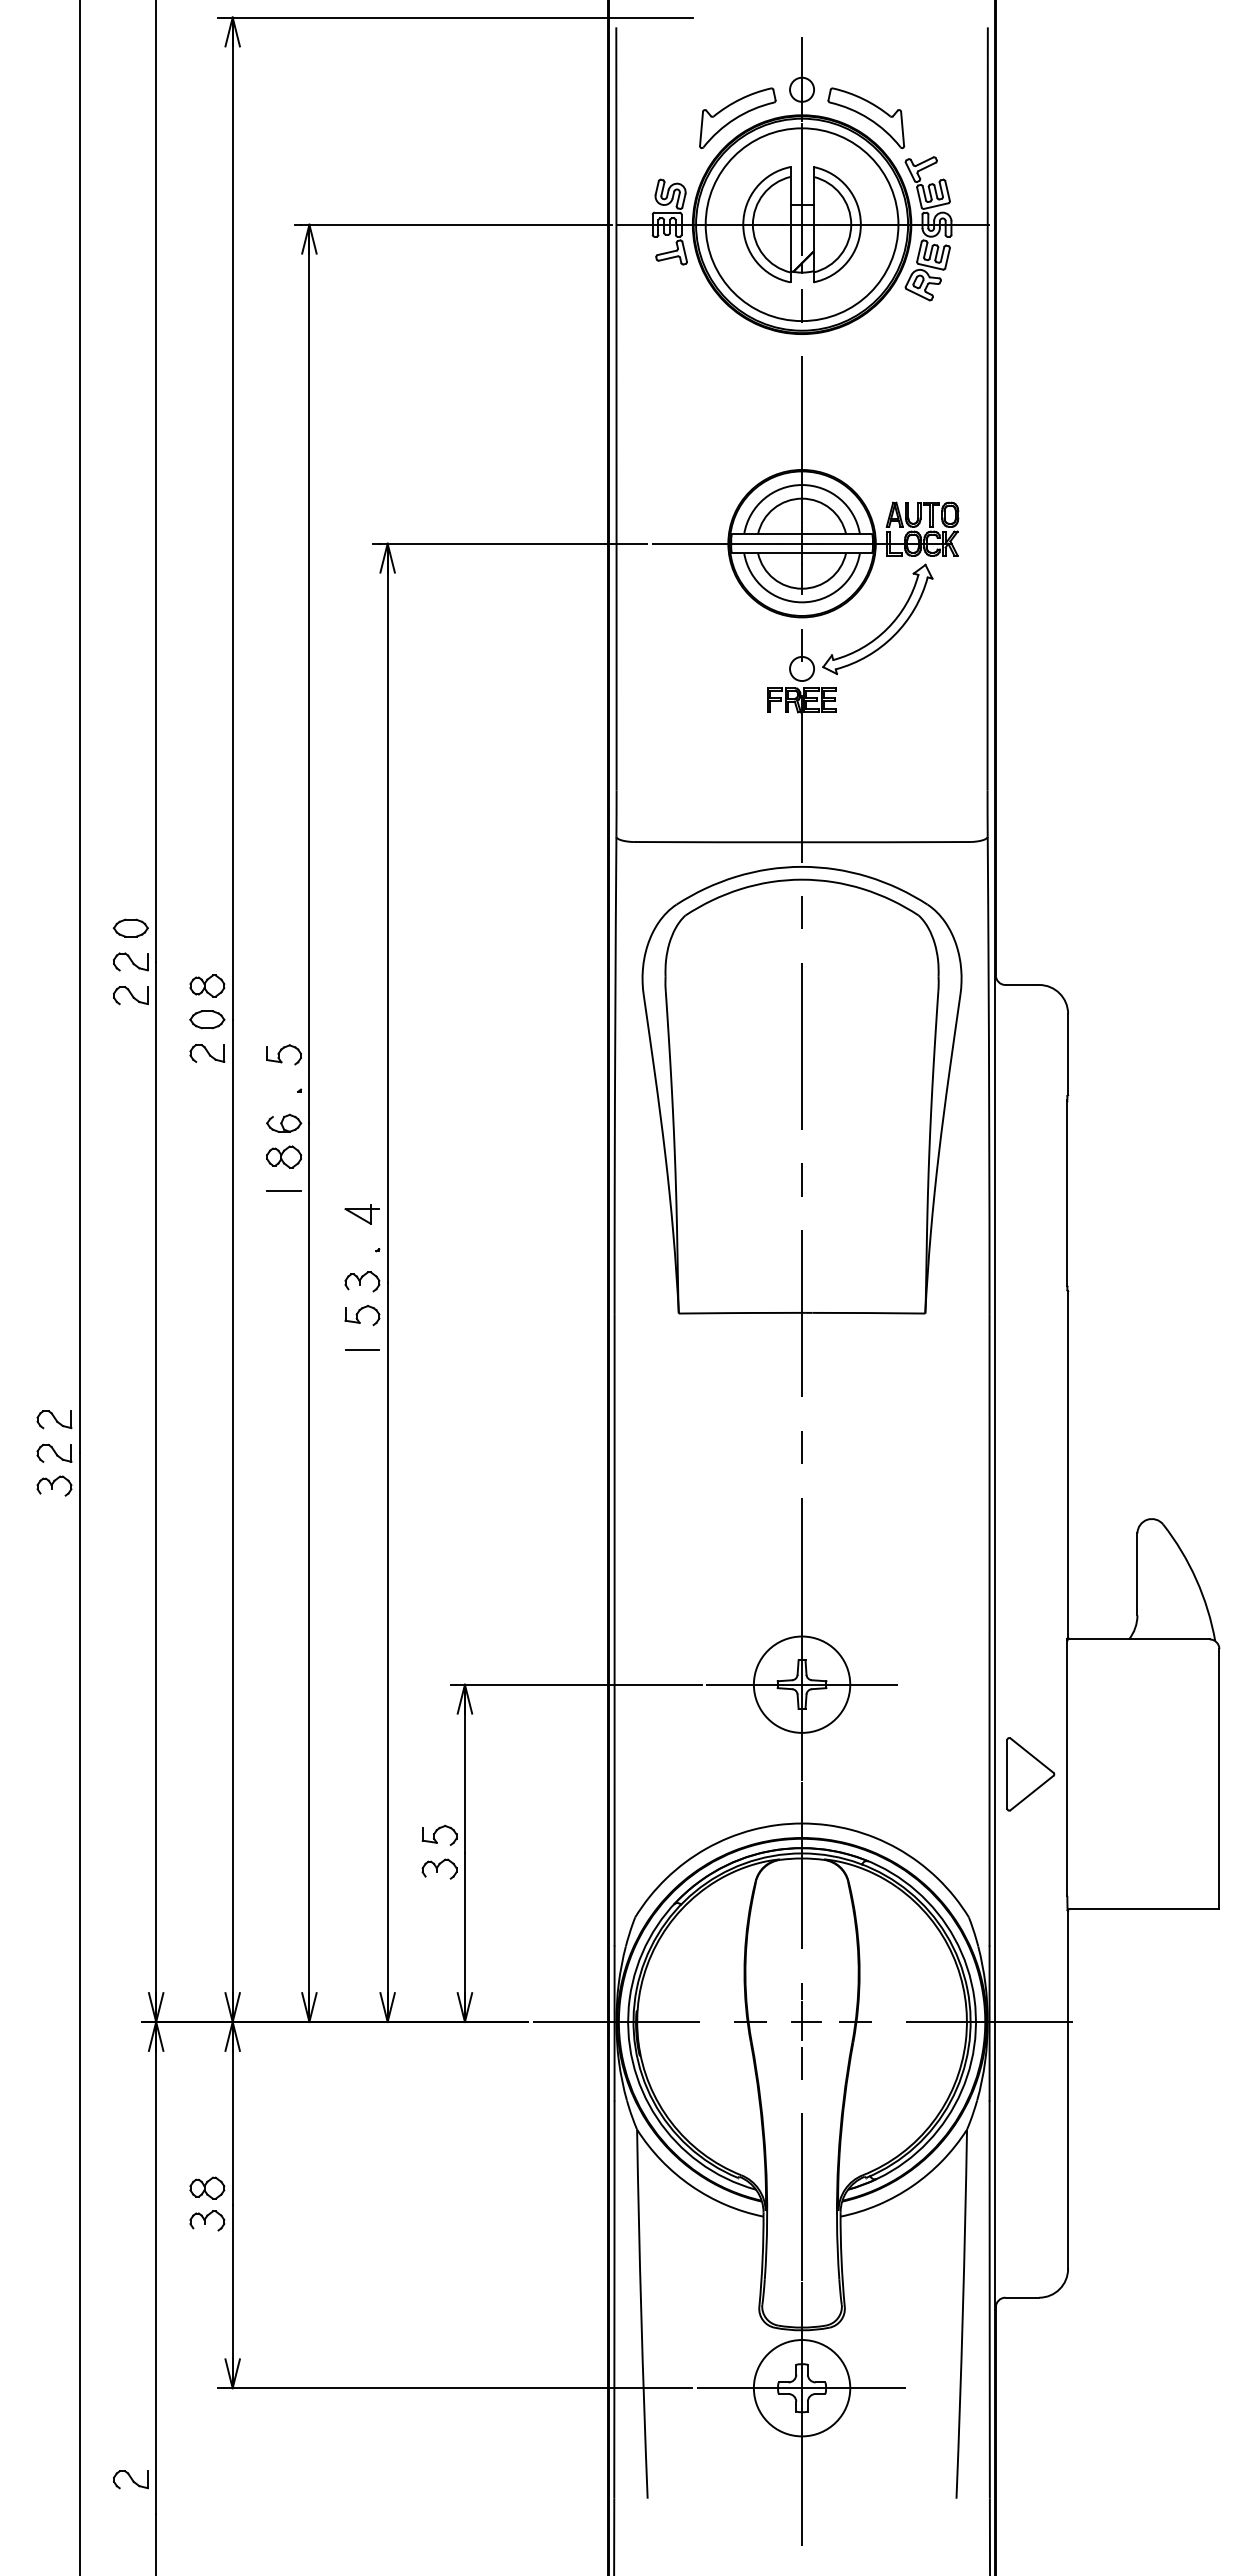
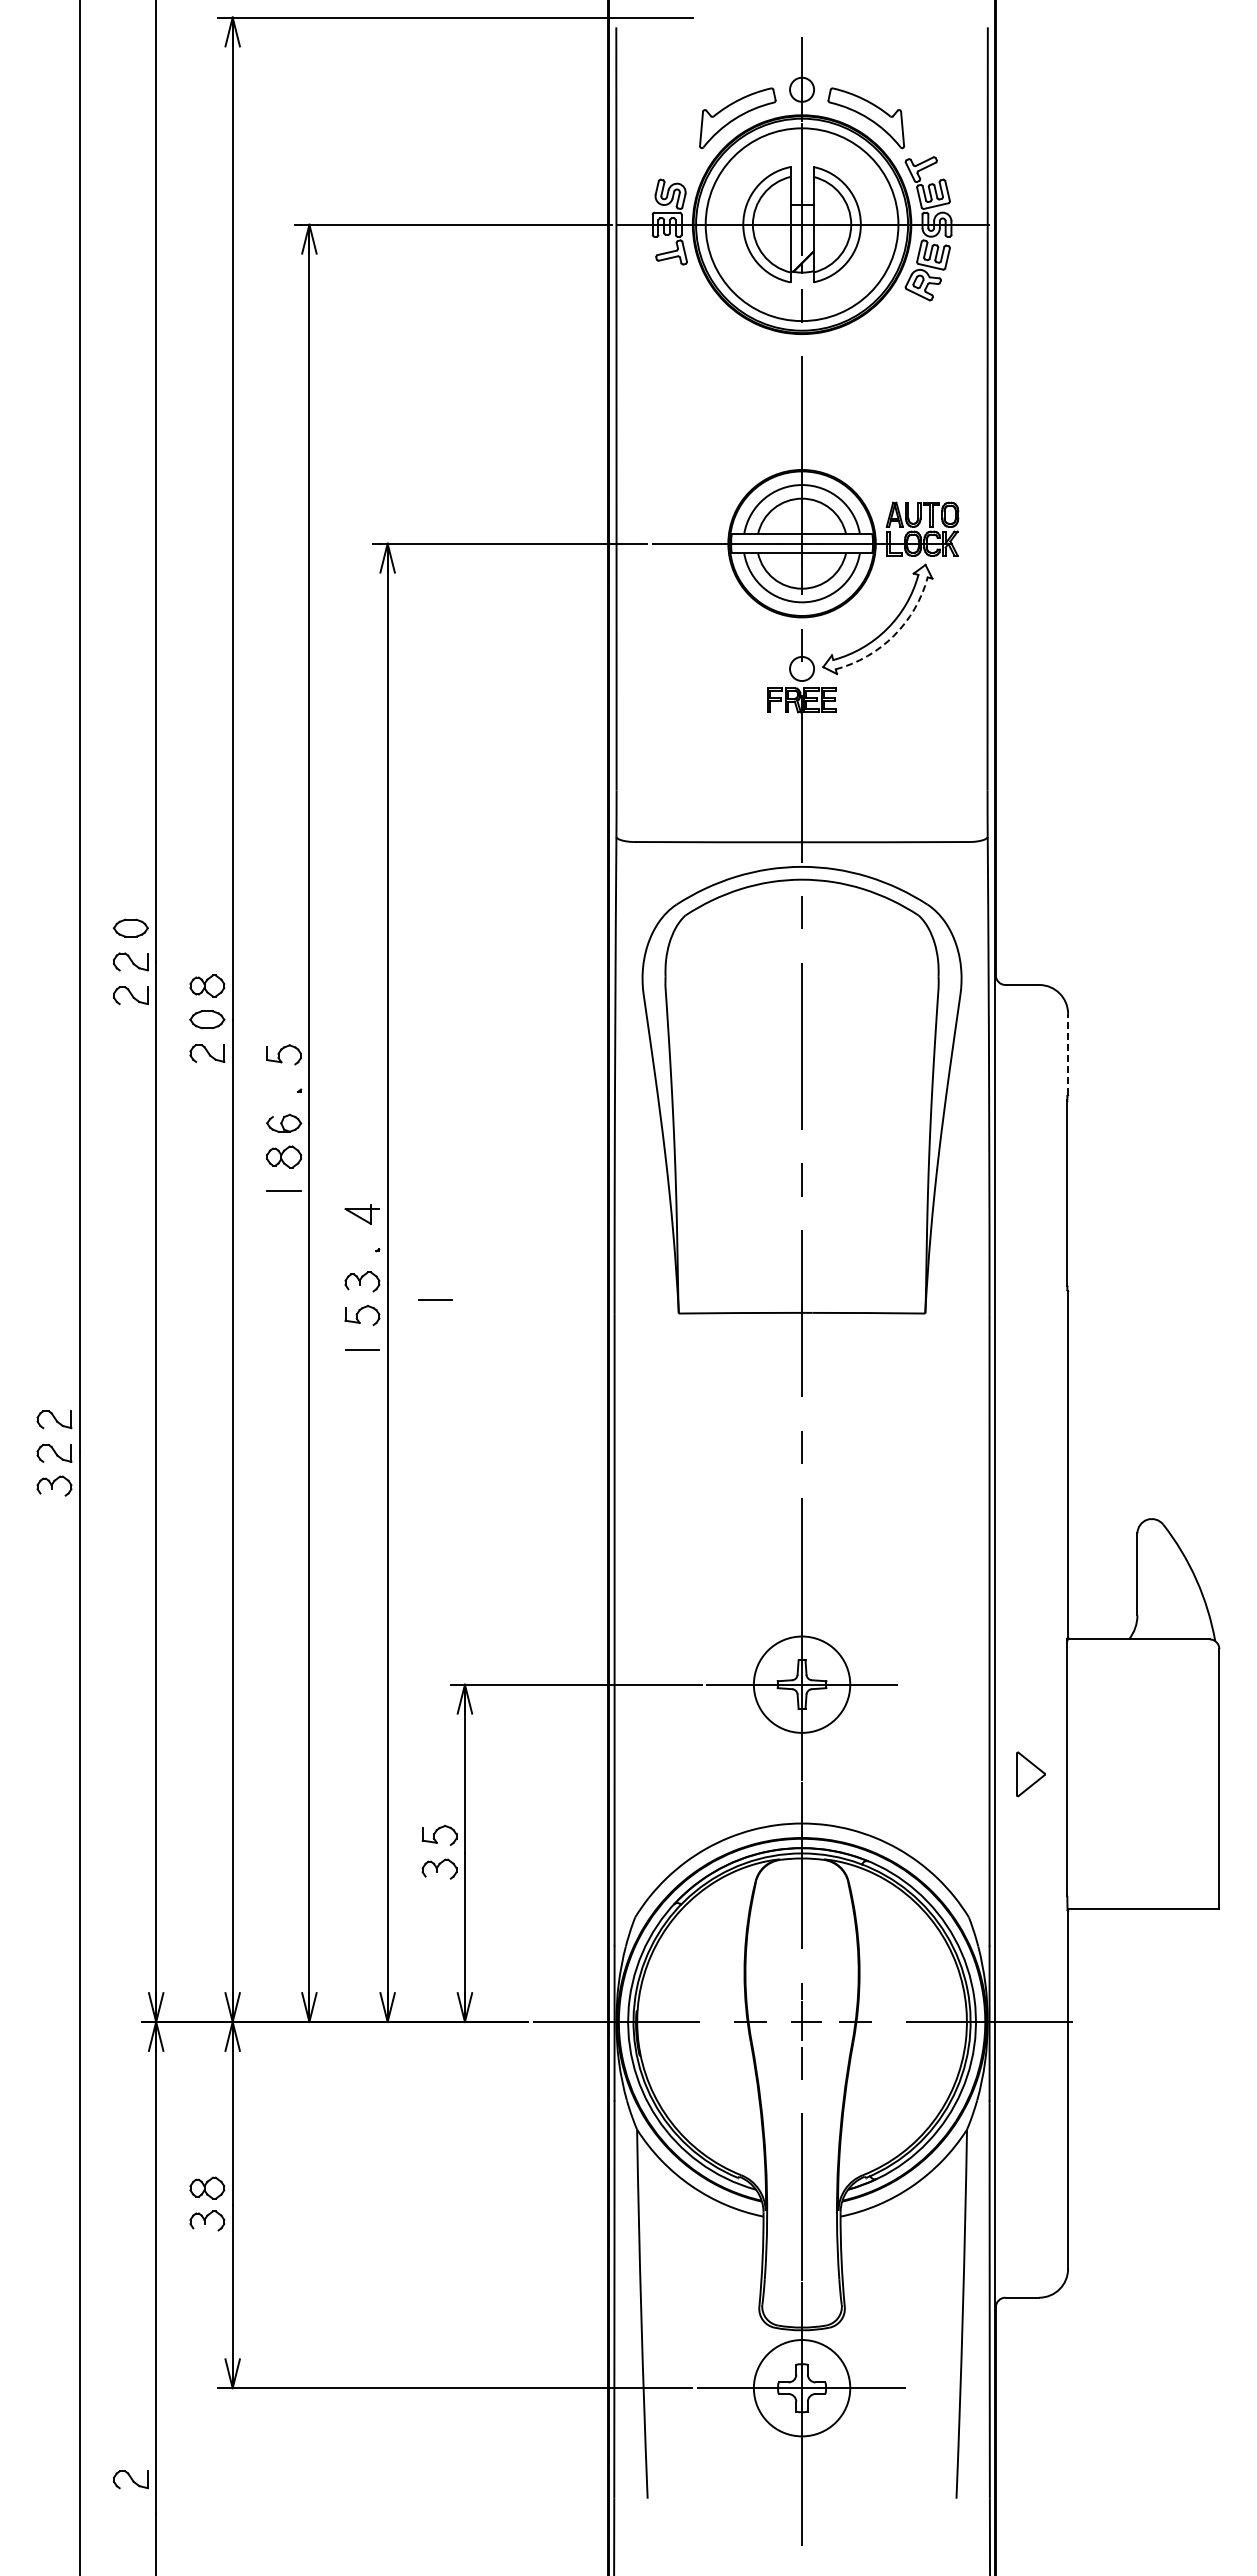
arc: solid -> dashed (894, 635)
line: solid -> dashed (1068, 1054)
line: none -> present (435, 1299)
part size: 50x75 px -> 30x47 px (1030, 1774)
